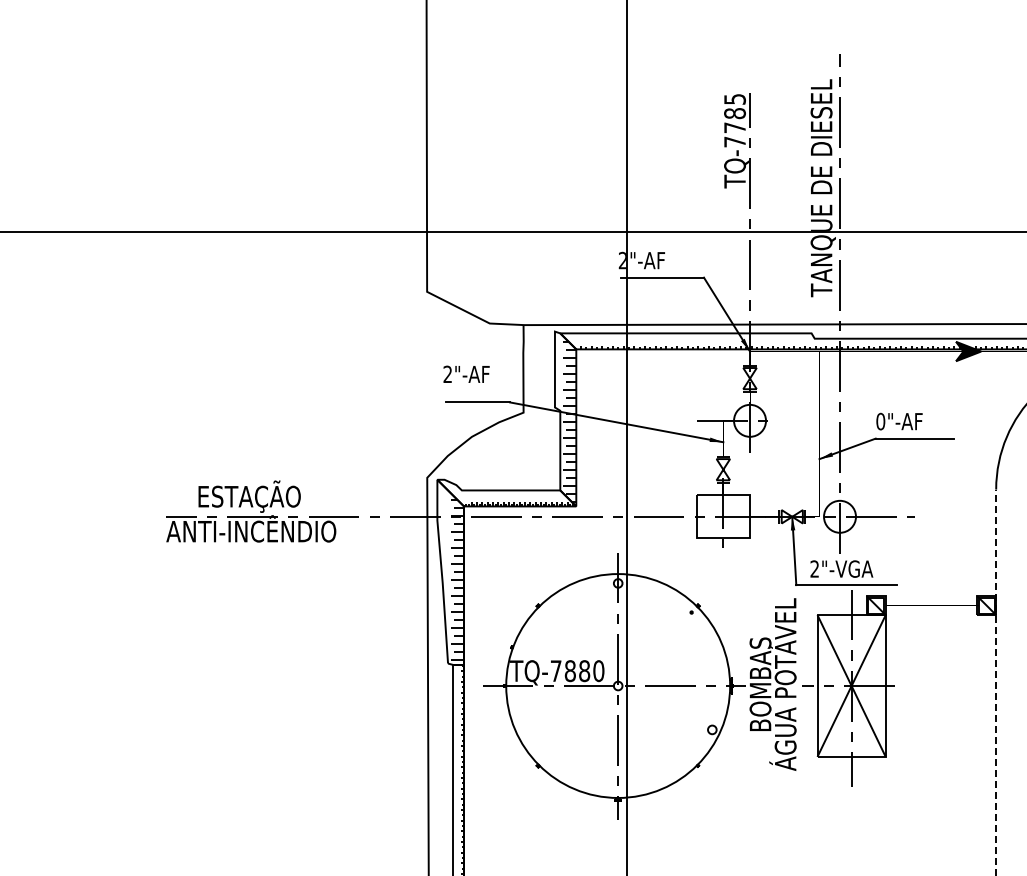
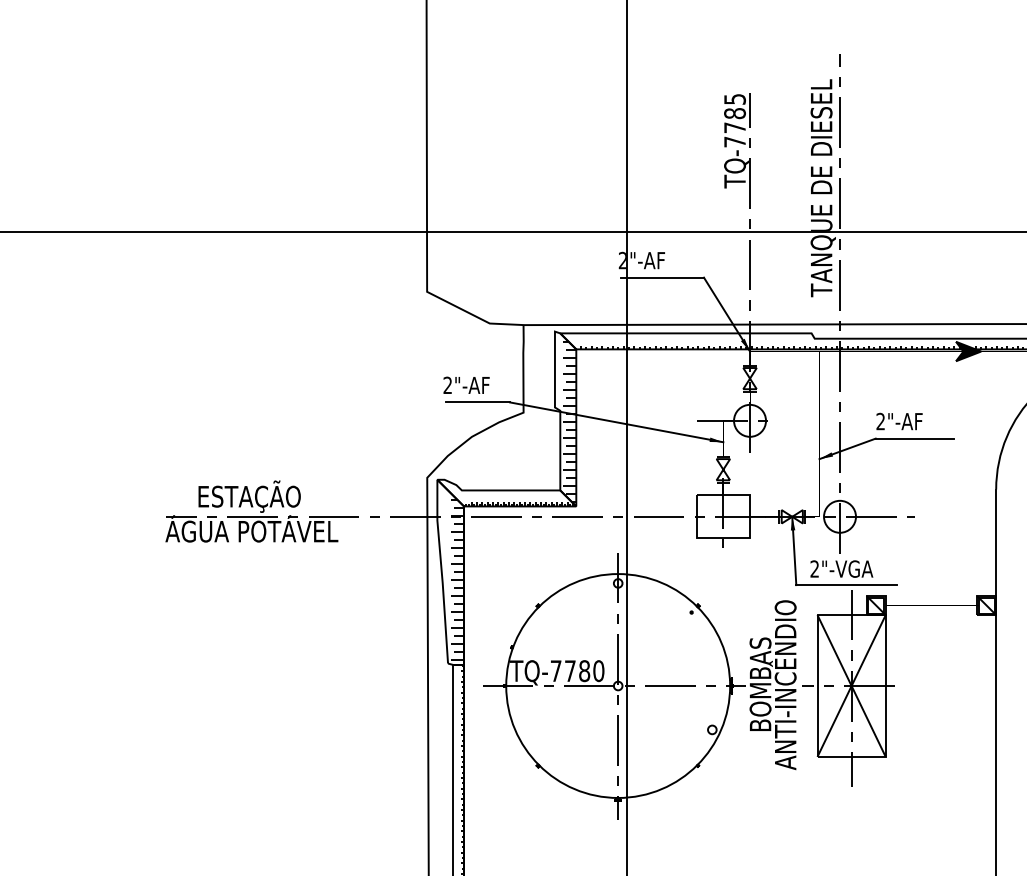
text position: (466, 373) -> (466, 384) (466, 384)
text: 0"-AF -> 2"-AF (880, 421)
text: ANTI-INCÊNDIO -> ÁGUA POTÁVEL (251, 528)
text: TQ-7880 -> TQ-7780 (569, 671)
line: dashed -> solid (996, 682)
text: ÁGUA POTÁVEL -> ANTI-INCÊNDIO (782, 684)
